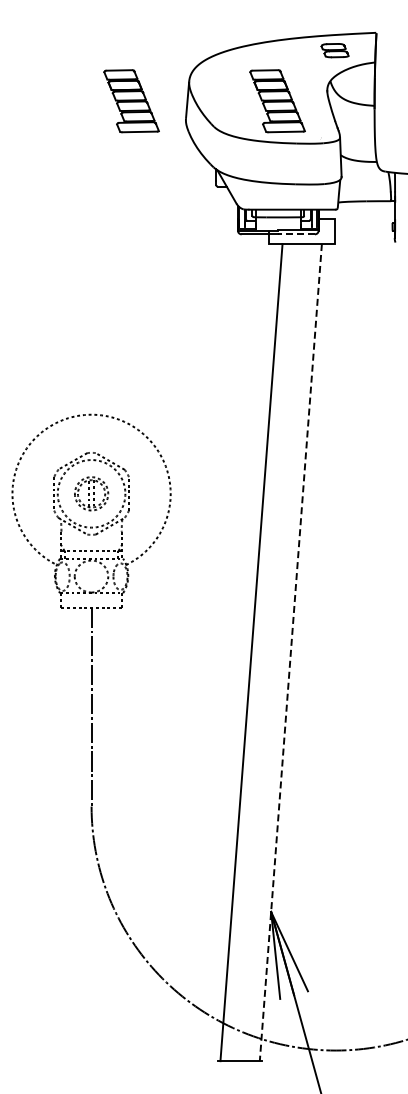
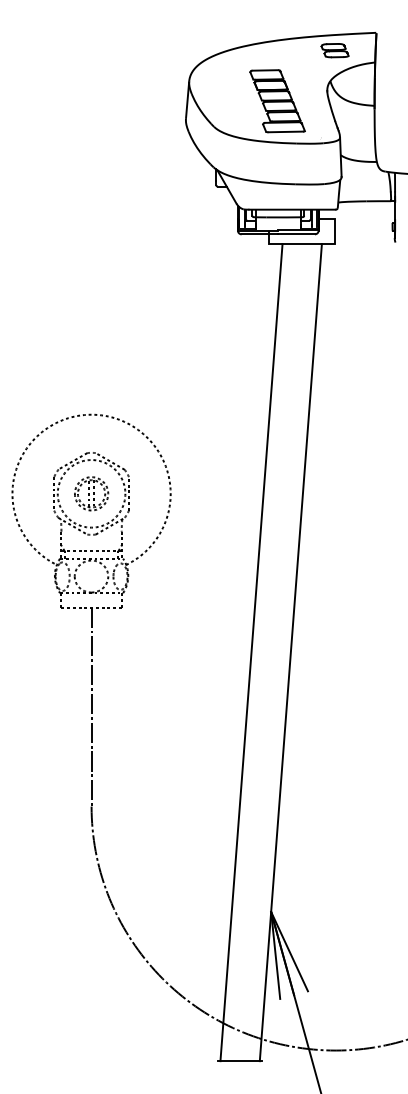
part: present -> none (131, 101)
line: dashed -> solid (296, 234)
line: dashed -> solid (290, 652)
